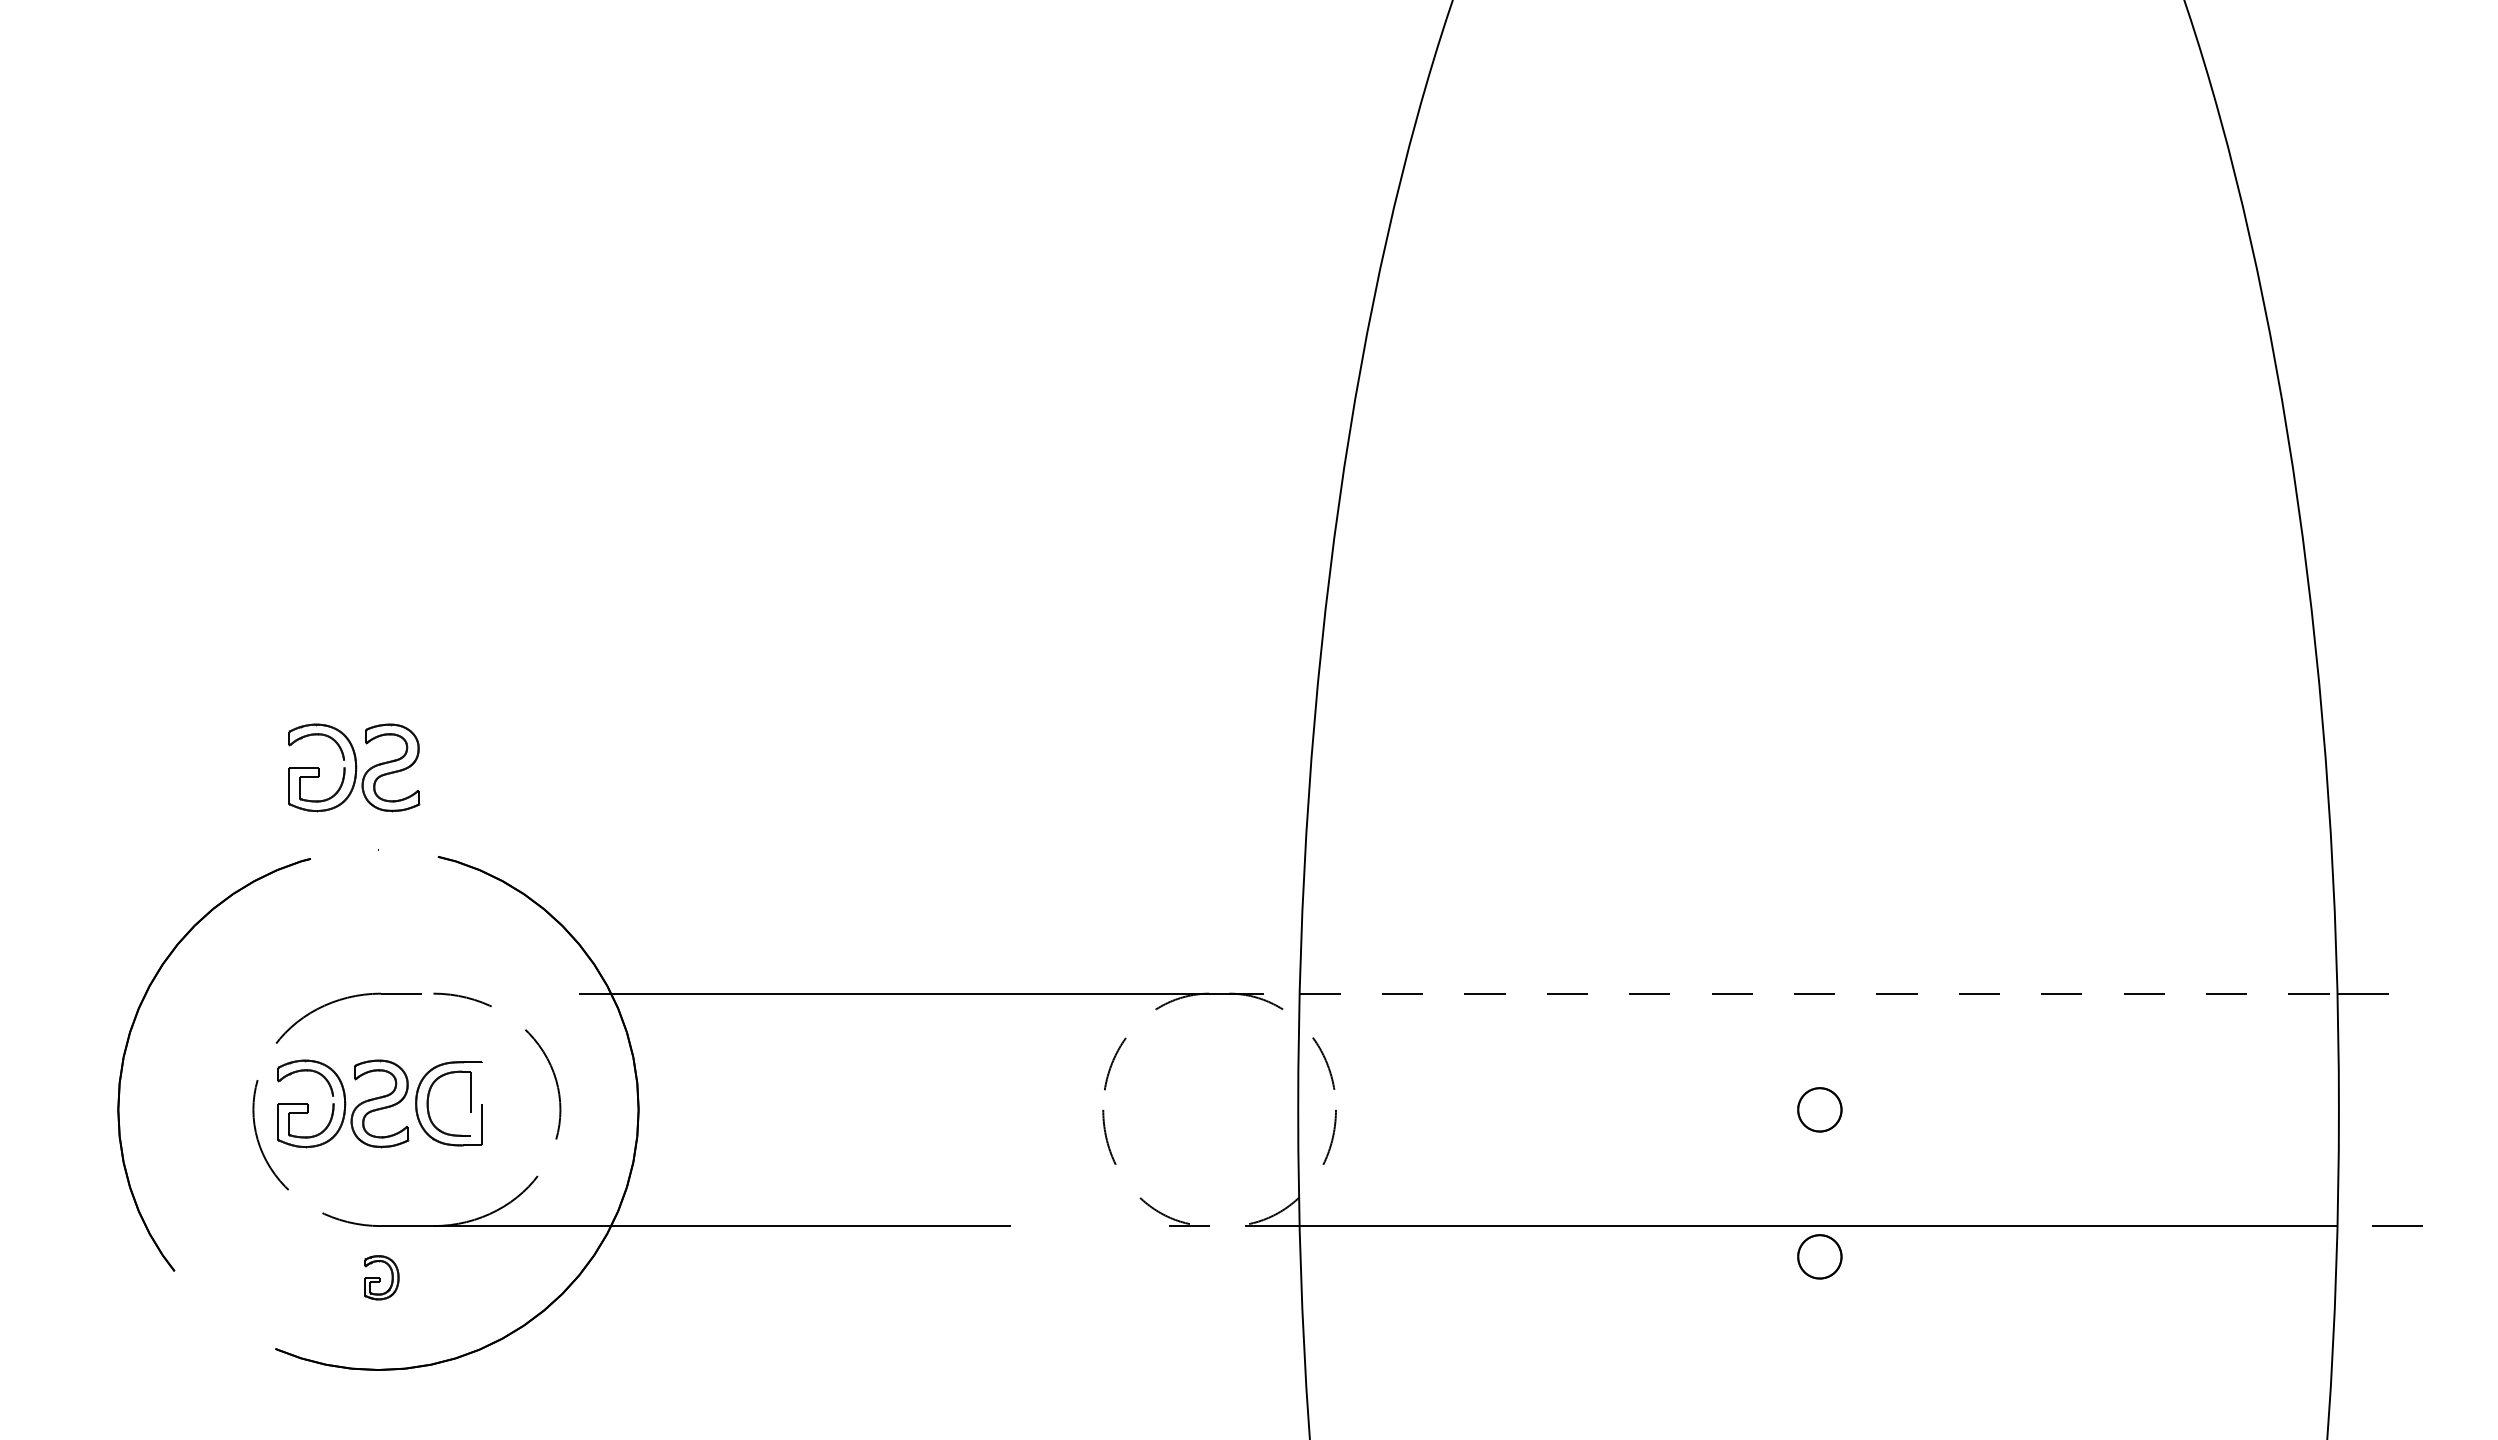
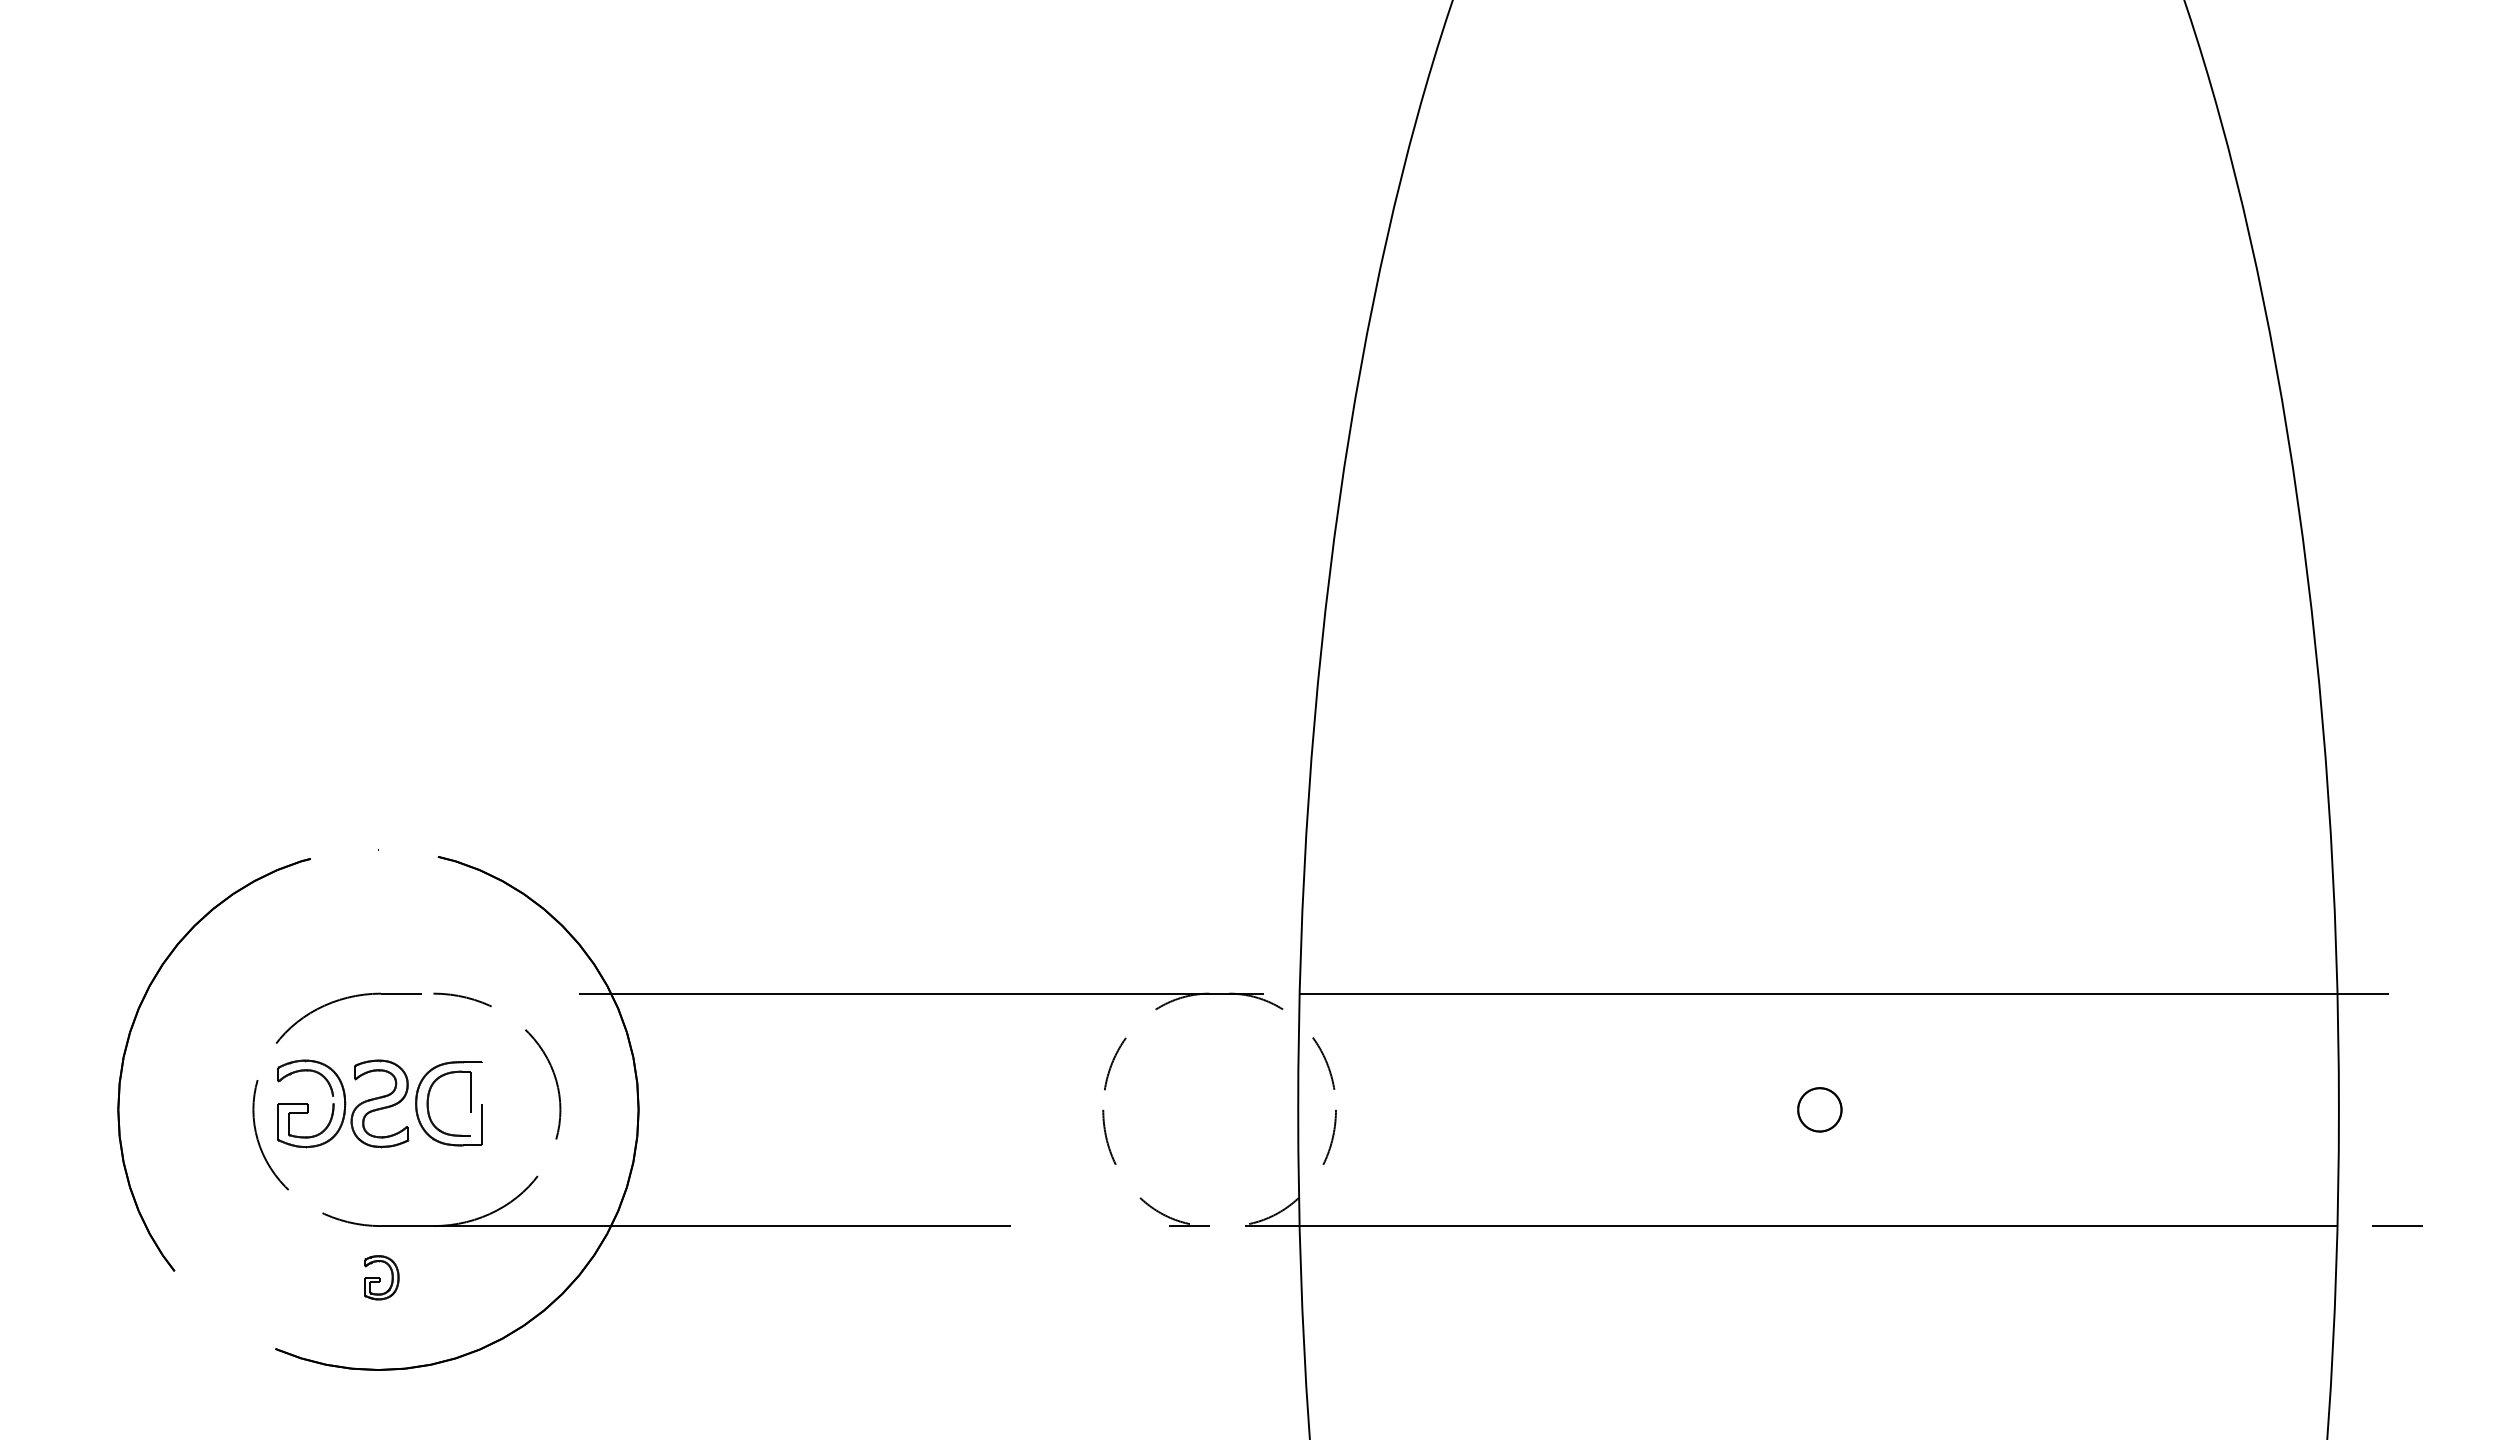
part: present -> none (354, 767)
line: dashed -> solid (1818, 993)
part: present -> none (1819, 1256)
